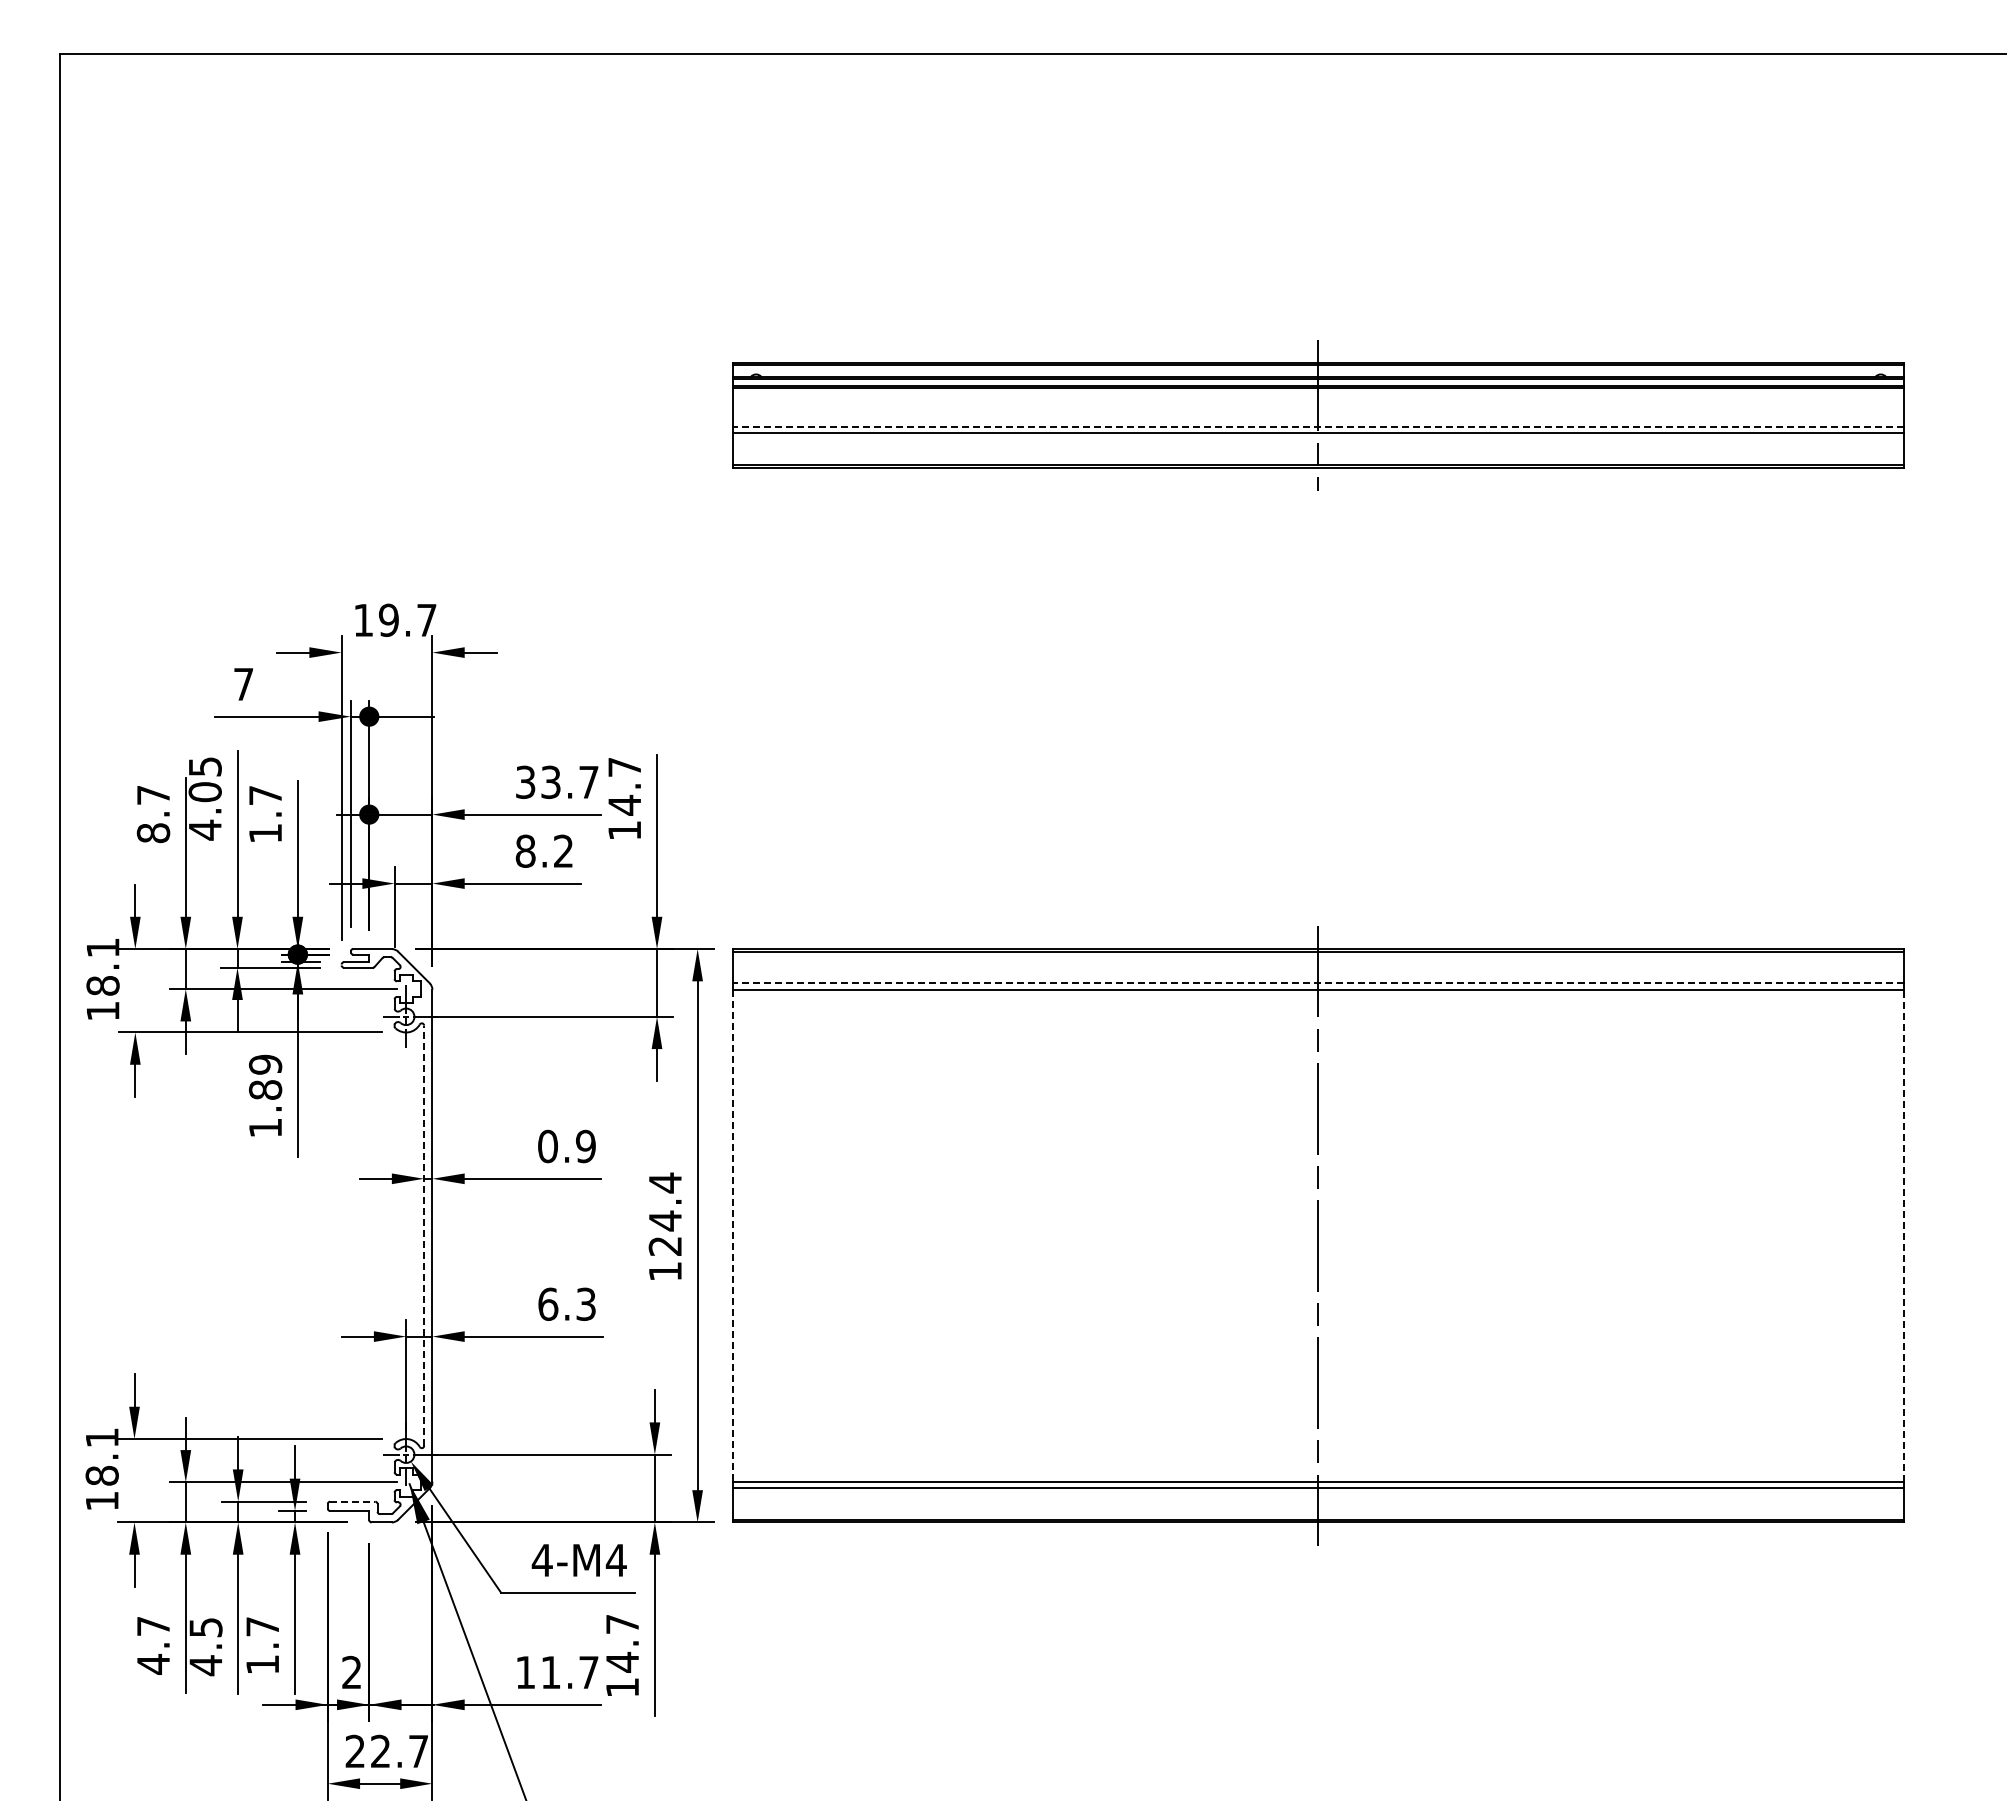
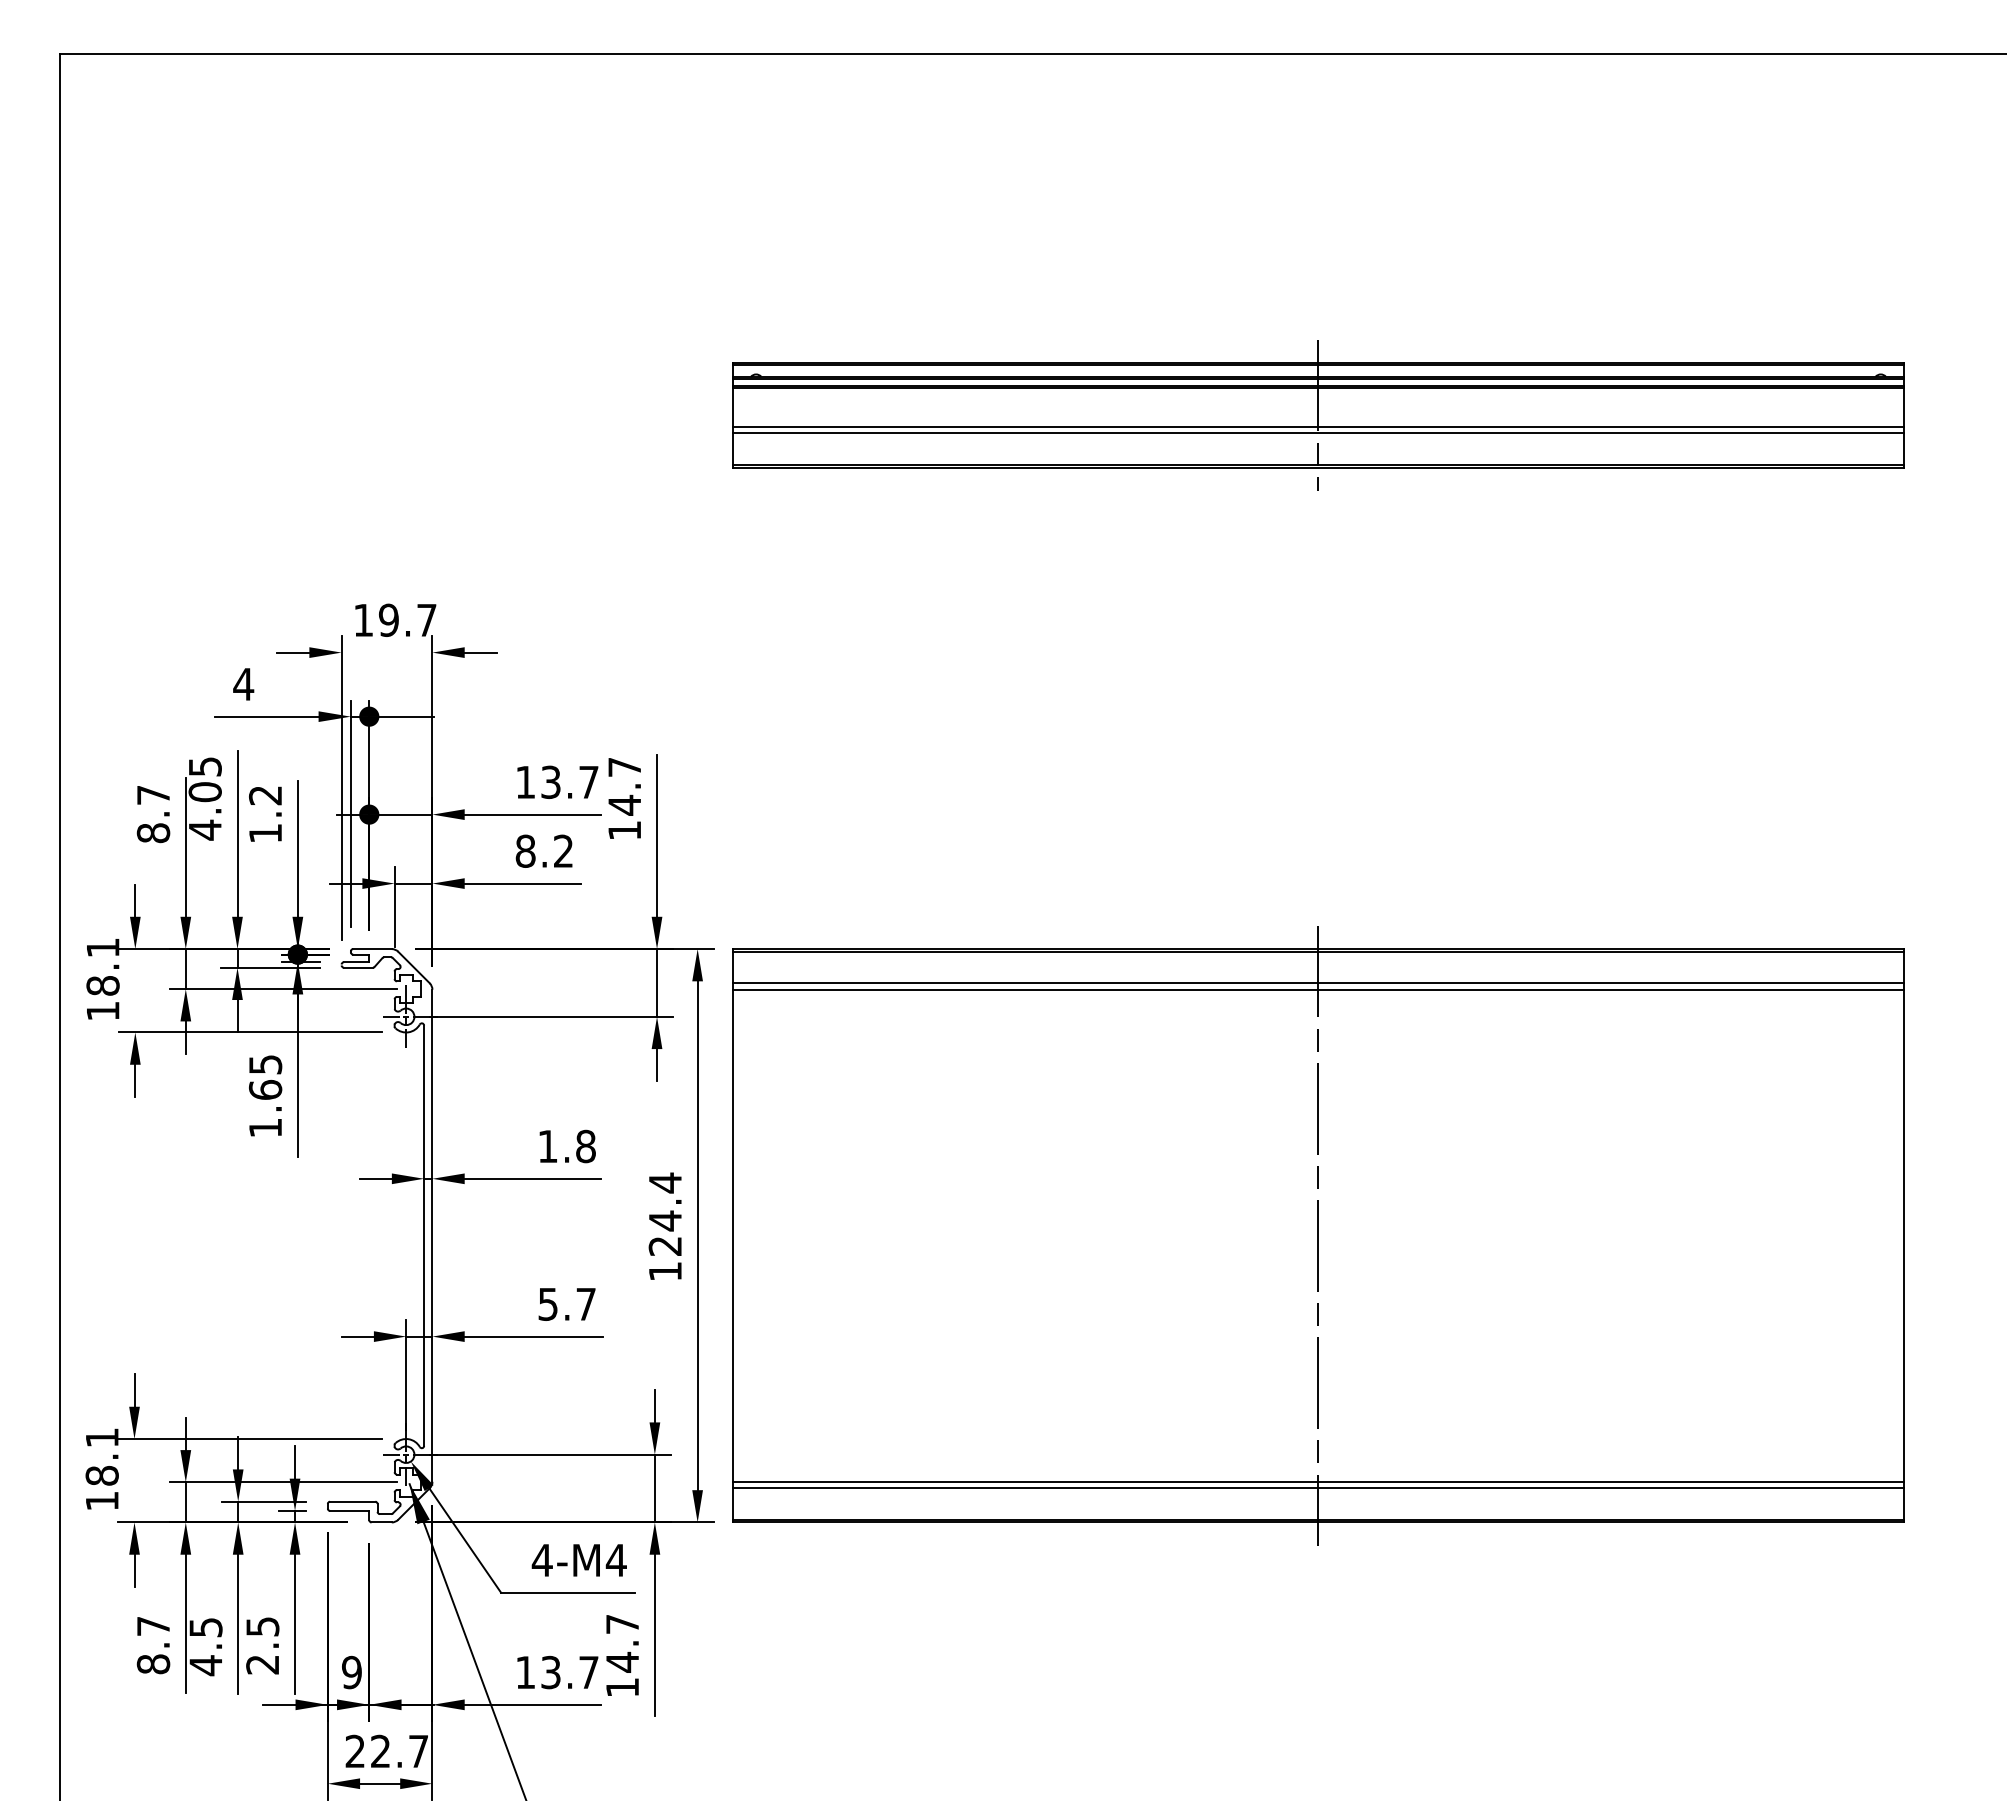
line: dashed -> solid (1317, 426)
text: 7 -> 4 (243, 684)
text: 33.7 -> 13.7 (525, 781)
text: 1.7 -> 1.2 (265, 795)
line: dashed -> solid (1317, 983)
text: 1.89 -> 1.65 (265, 1076)
text: 0.9 -> 1.8 (566, 1146)
line: dashed -> solid (424, 1235)
line: dashed -> solid (733, 1235)
line: dashed -> solid (1903, 1235)
text: 6.3 -> 5.7 (566, 1303)
line: dashed -> solid (352, 1501)
text: 1.7 -> 2.5 (262, 1645)
text: 4.7 -> 8.7 (153, 1663)
text: 2 -> 9 (351, 1672)
text: 11.7 -> 13.7 (550, 1672)
